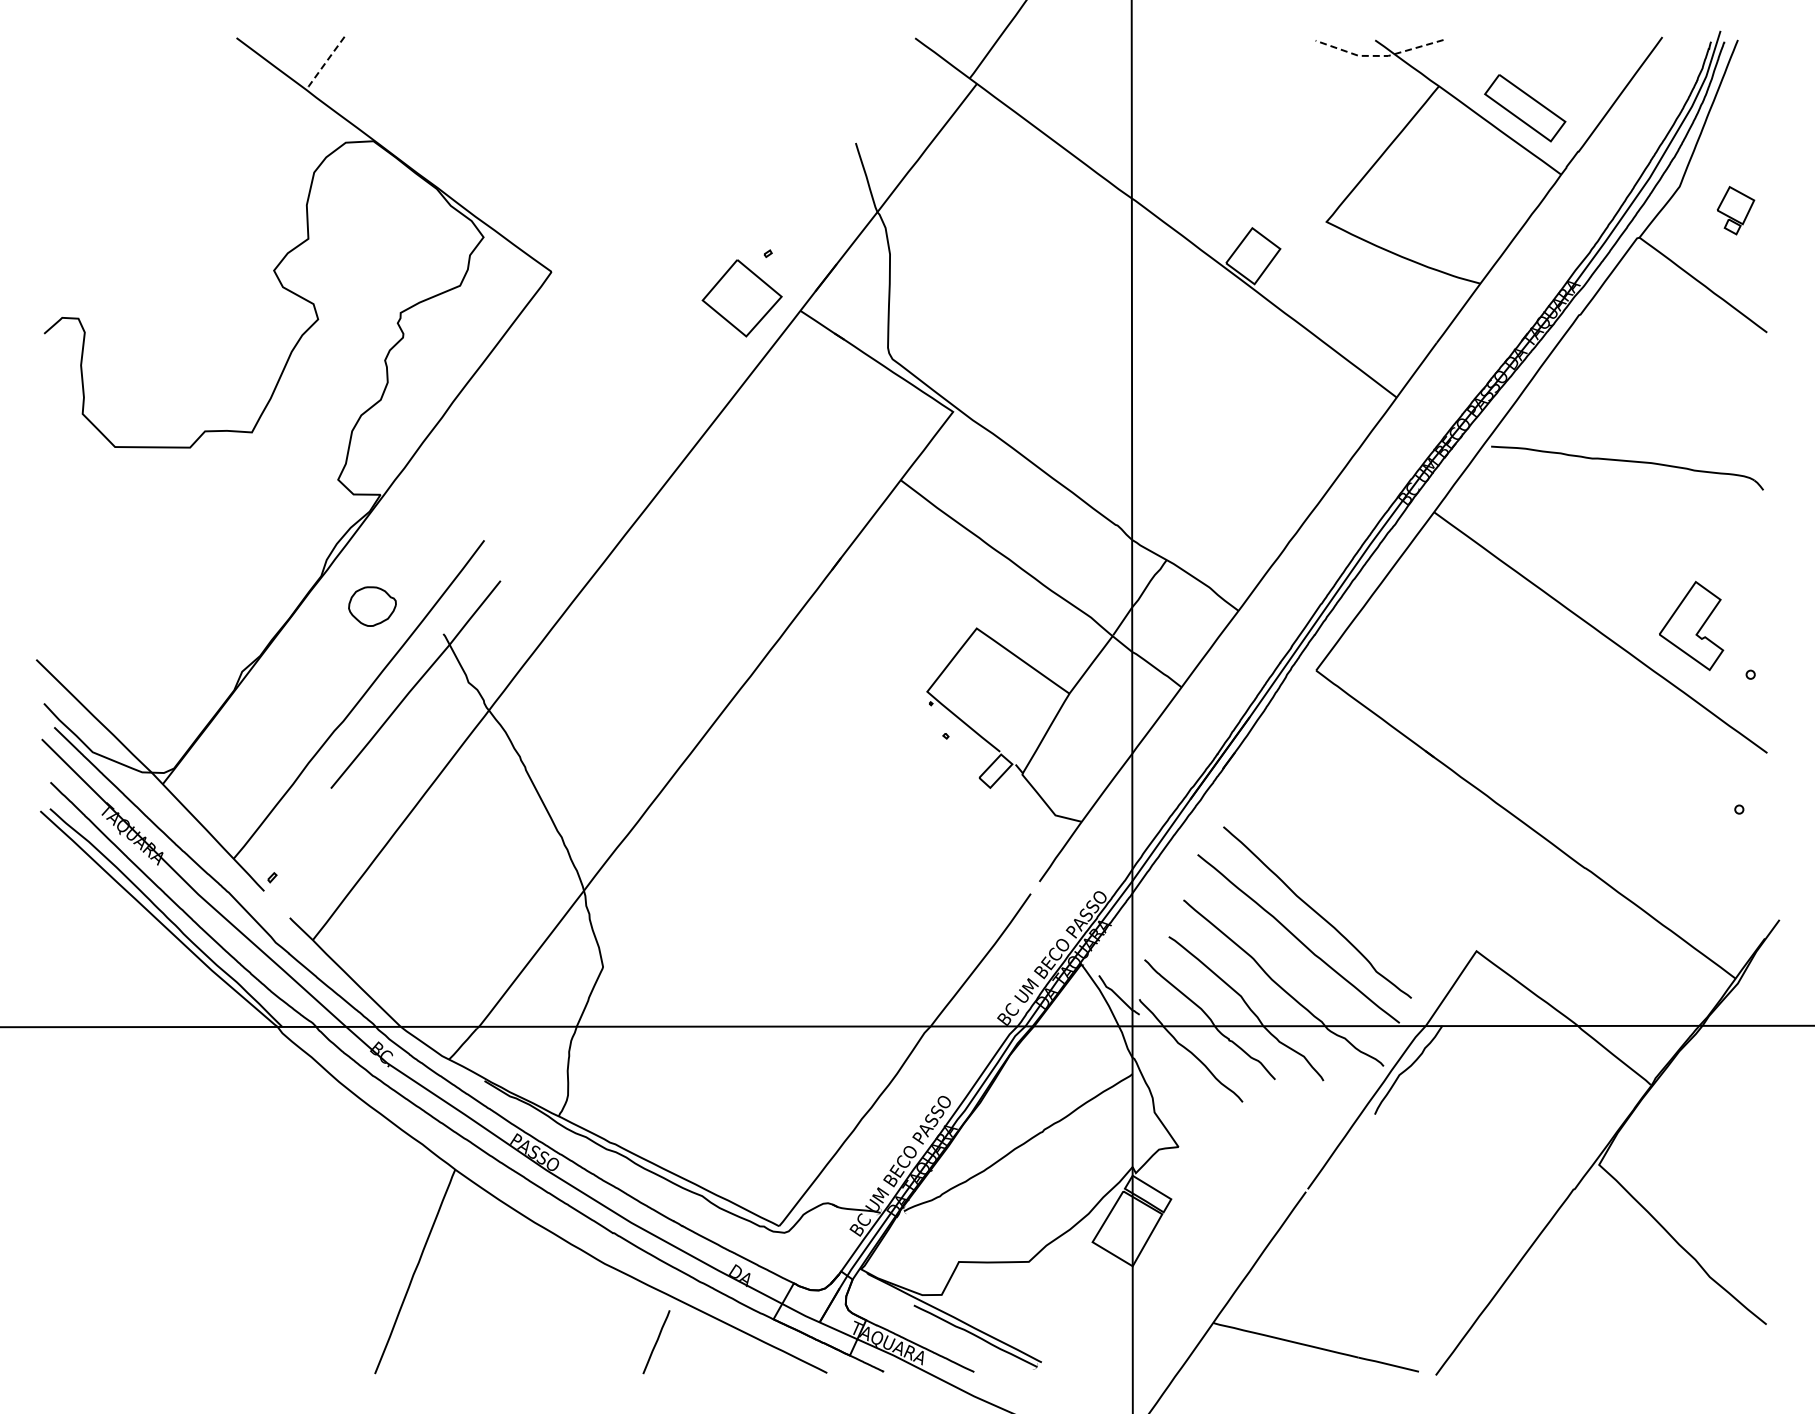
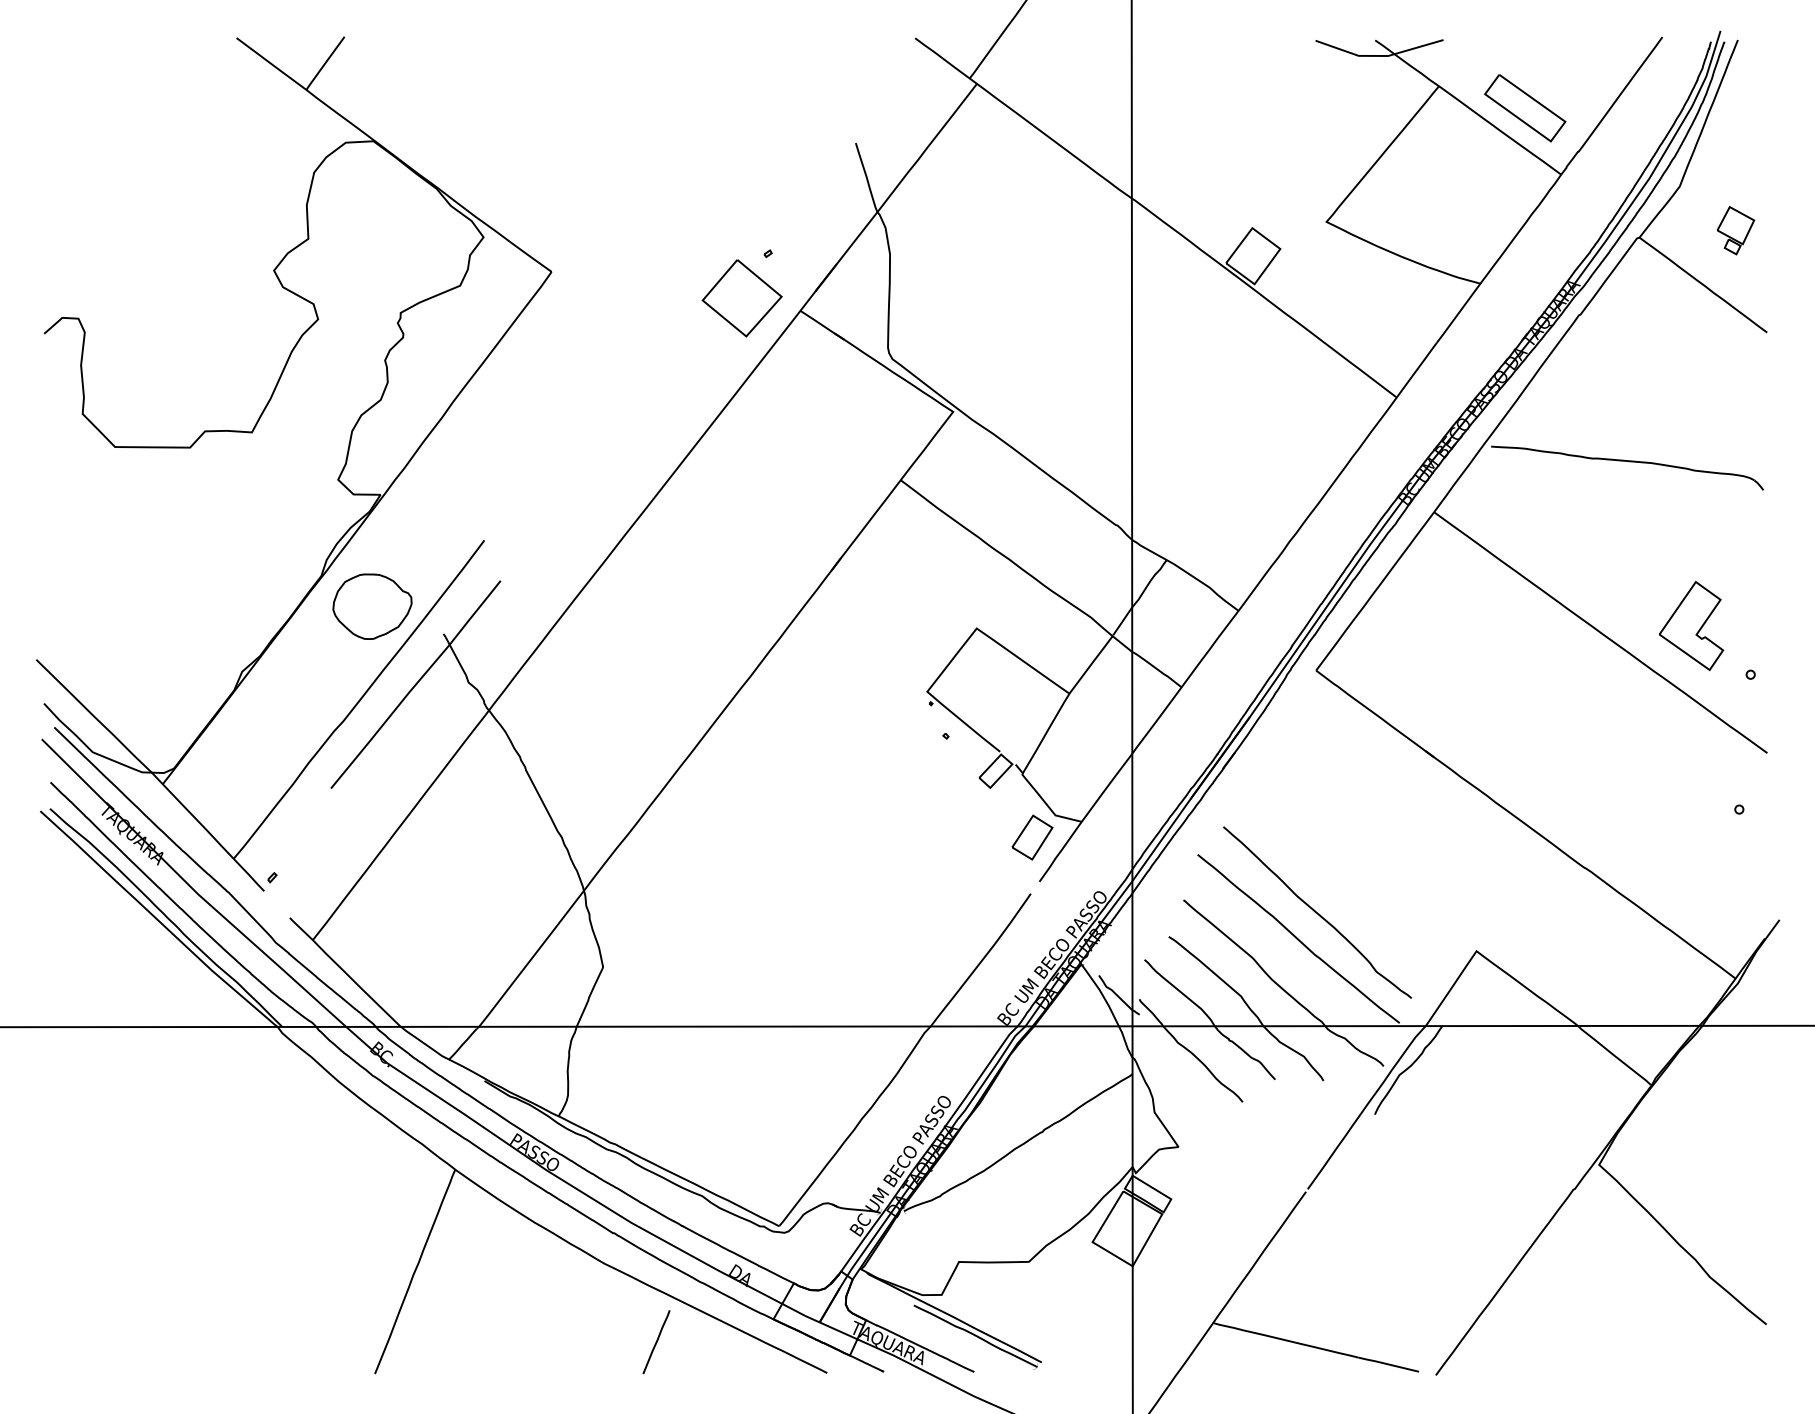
line: dashed -> solid (1379, 55)
line: dashed -> solid (325, 63)
part position: (1735, 210) -> (1735, 230) (1735, 230)
part size: 49x41 px -> 81x67 px (372, 606)
part: none -> present (1032, 837)
